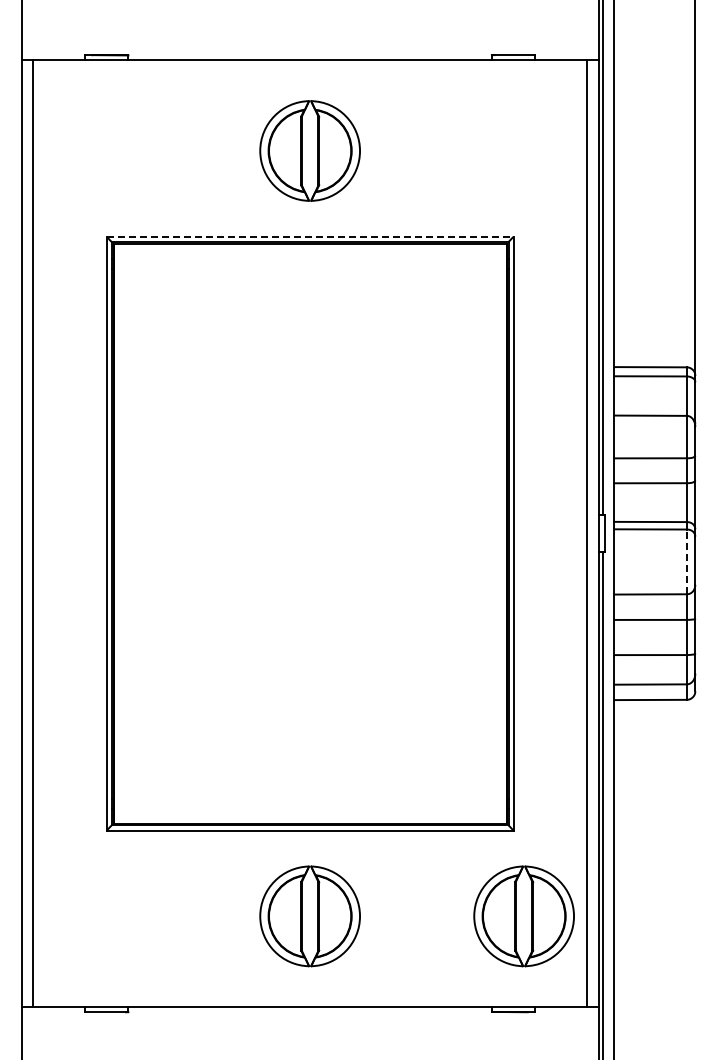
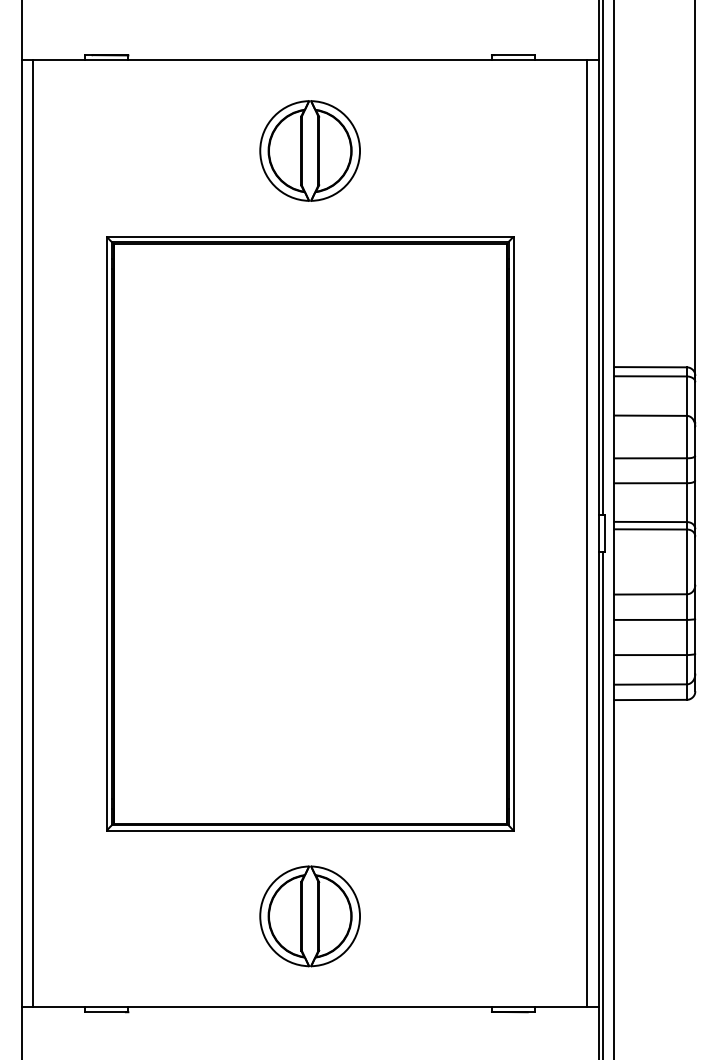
line: dashed -> solid (310, 236)
line: dashed -> solid (687, 561)
part: present -> none (523, 916)
